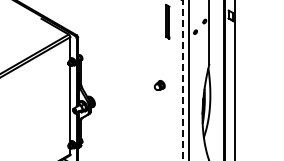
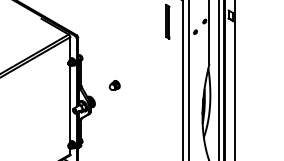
line: dashed -> solid (183, 80)
line: none -> present (219, 80)
part position: (159, 85) -> (114, 85) (114, 85)
